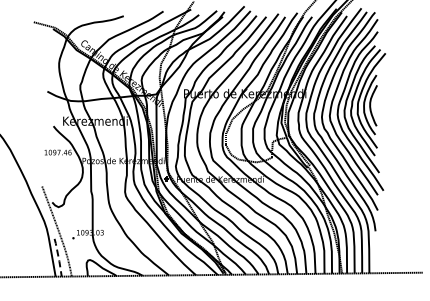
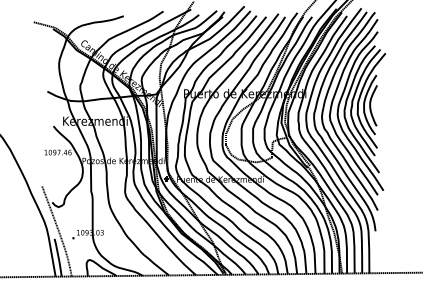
line: dashed -> solid (58, 257)
